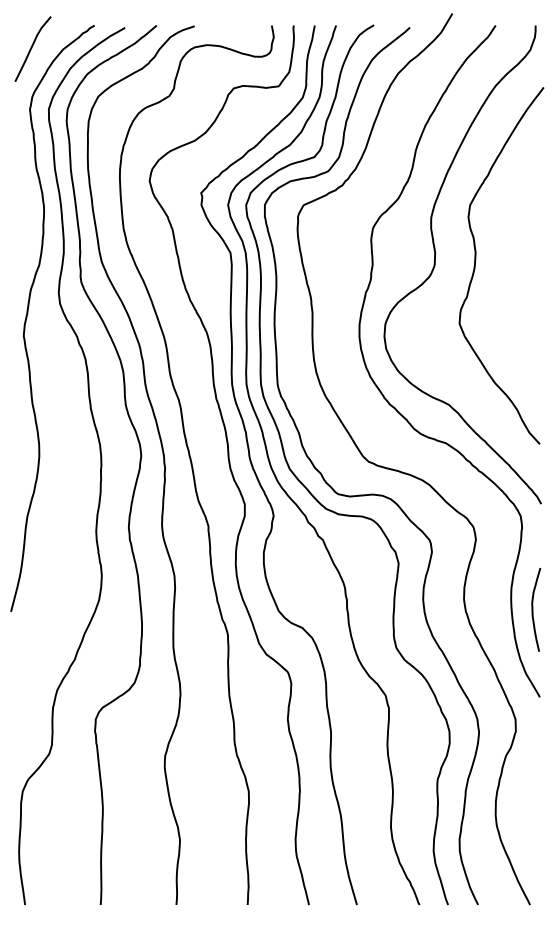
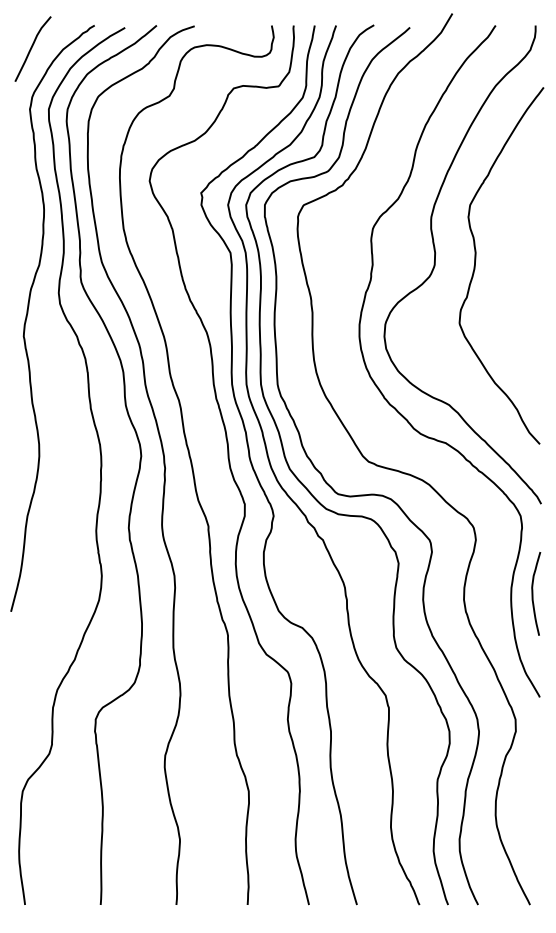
curve position: (533, 609) -> (533, 593) (533, 593)
